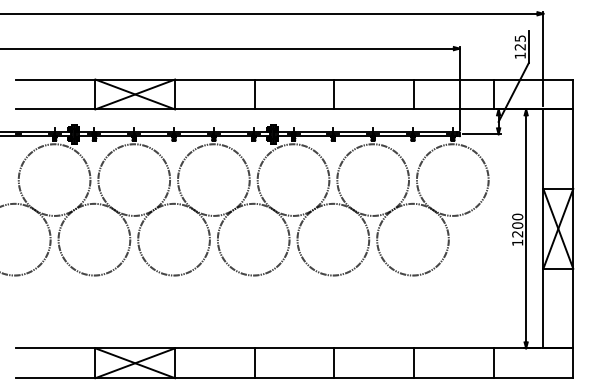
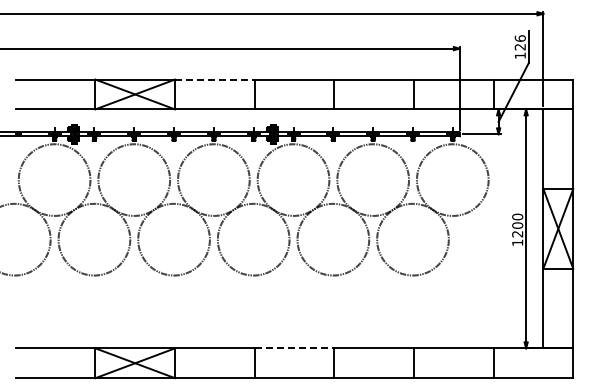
text: 125 -> 126 (519, 38)
line: solid -> dashed (214, 79)
line: solid -> dashed (294, 348)
